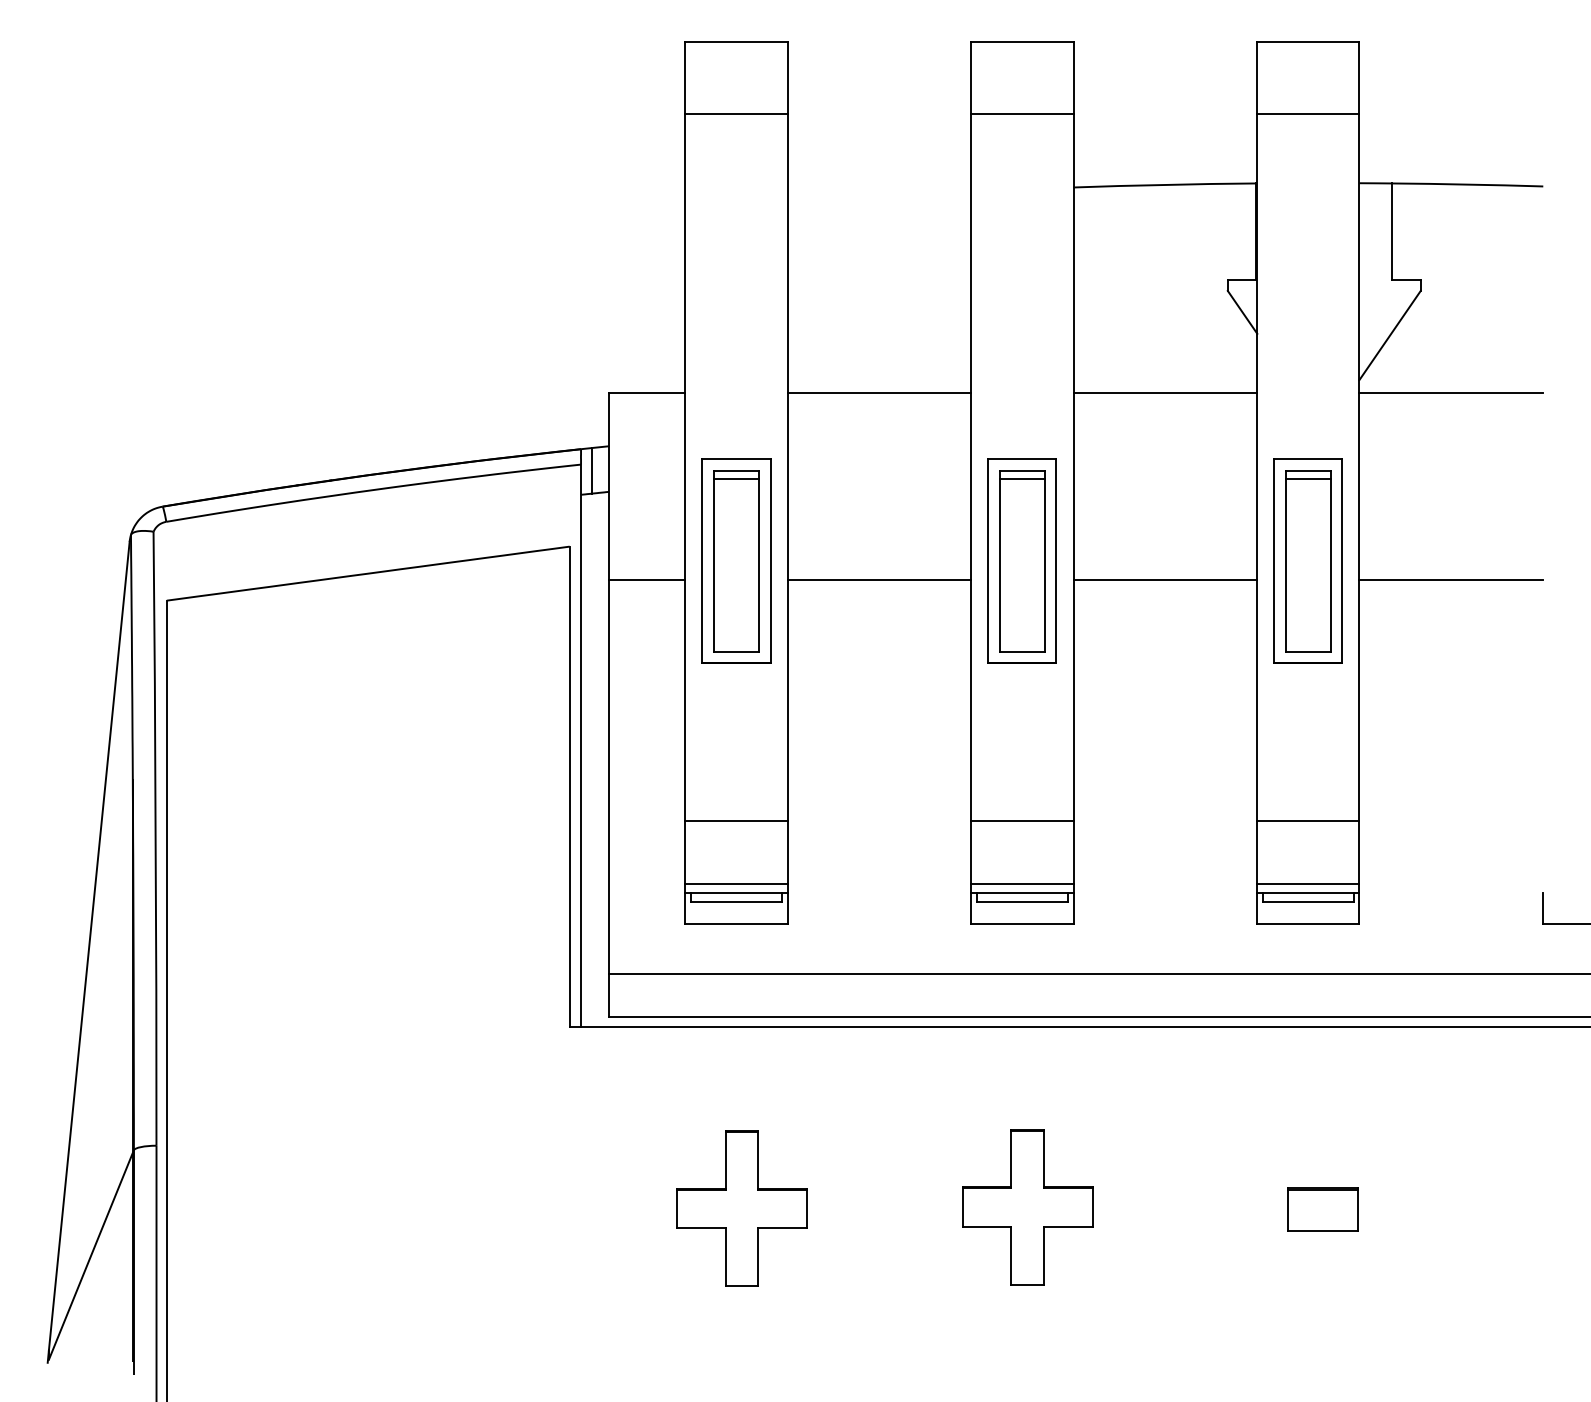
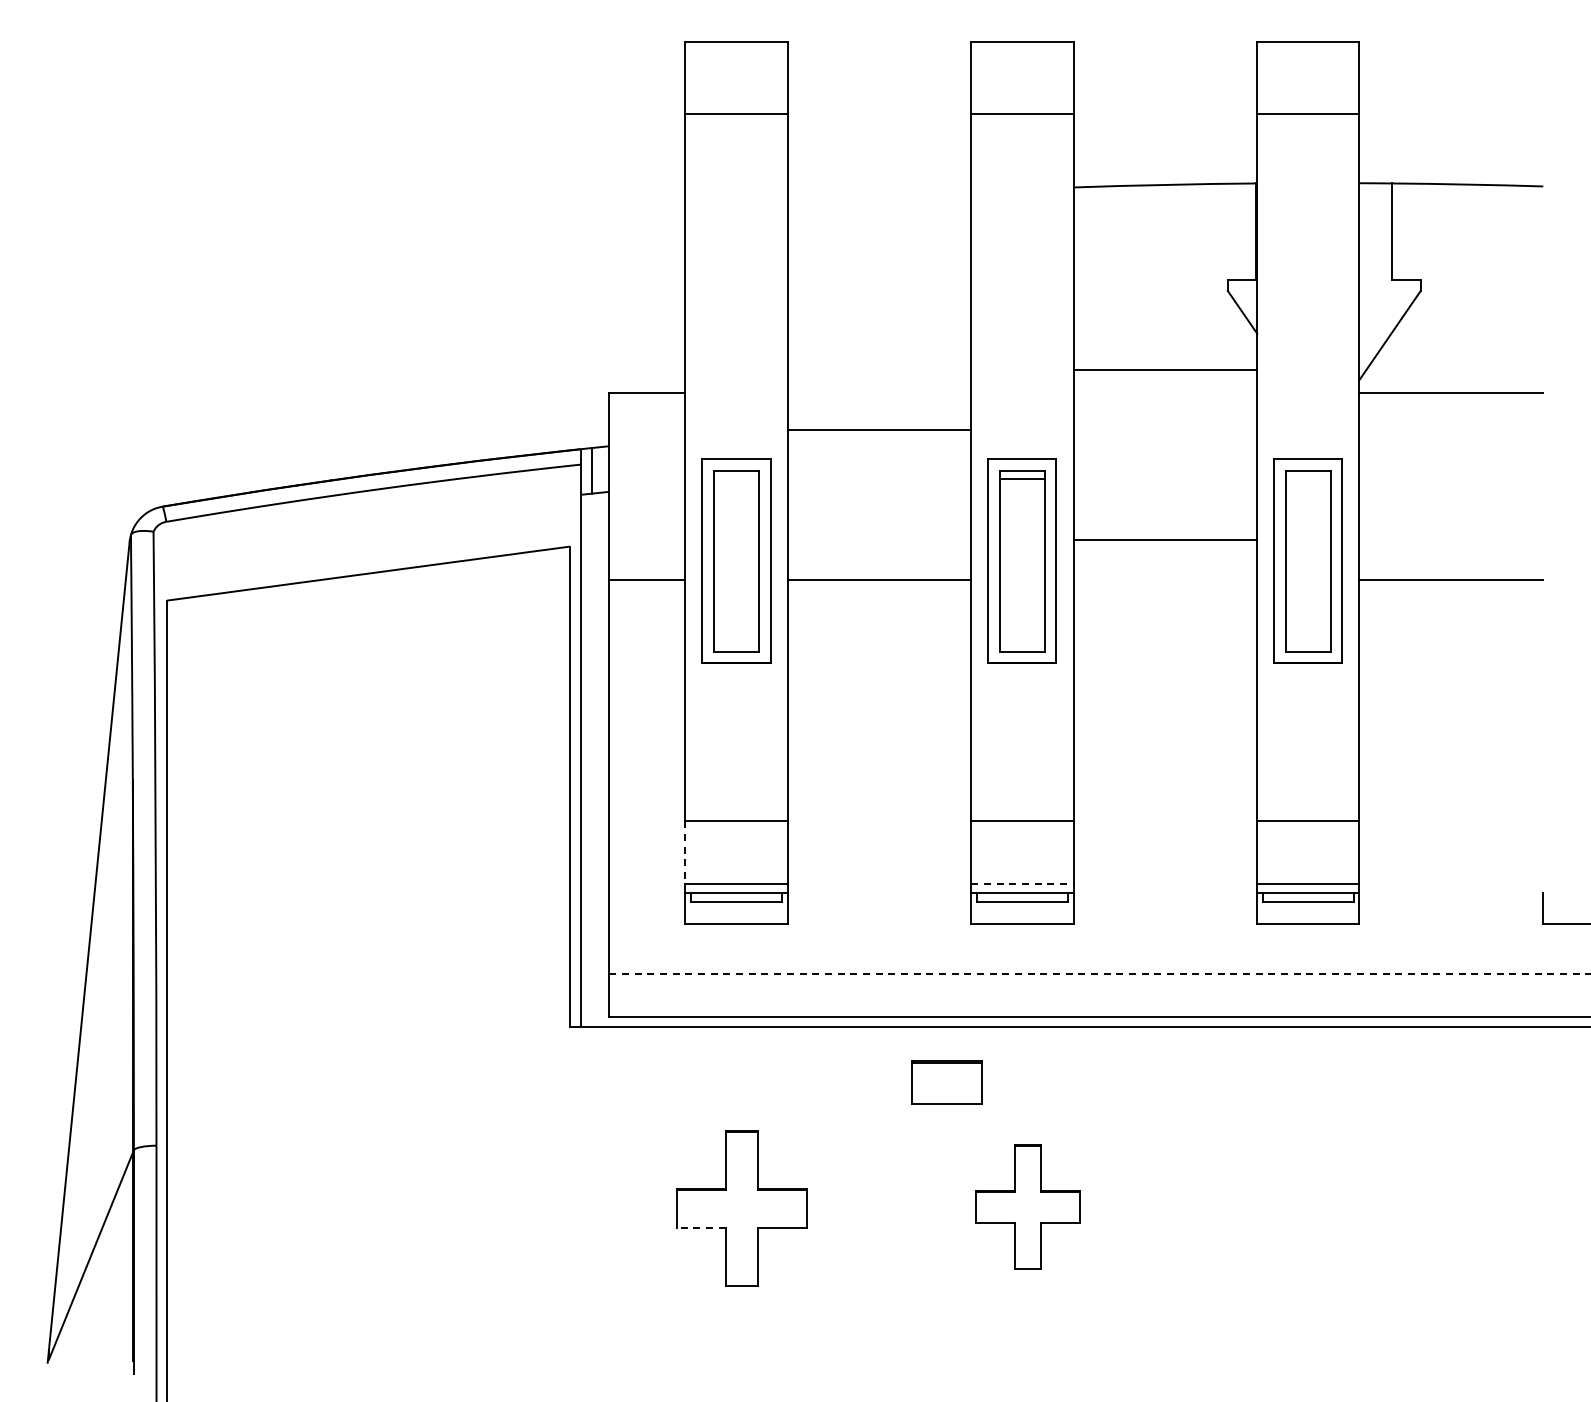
line position: (879, 392) -> (879, 429) (879, 429)
line position: (1165, 392) -> (1165, 369) (1165, 369)
line: present -> none (736, 479)
line: present -> none (1308, 479)
line position: (1165, 579) -> (1165, 539) (1165, 539)
line: solid -> dashed (685, 853)
line: solid -> dashed (1022, 884)
line: solid -> dashed (1100, 974)
part size: 132x157 px -> 106x126 px (1027, 1206)
part position: (1322, 1209) -> (946, 1082) (946, 1082)
line: solid -> dashed (700, 1228)
